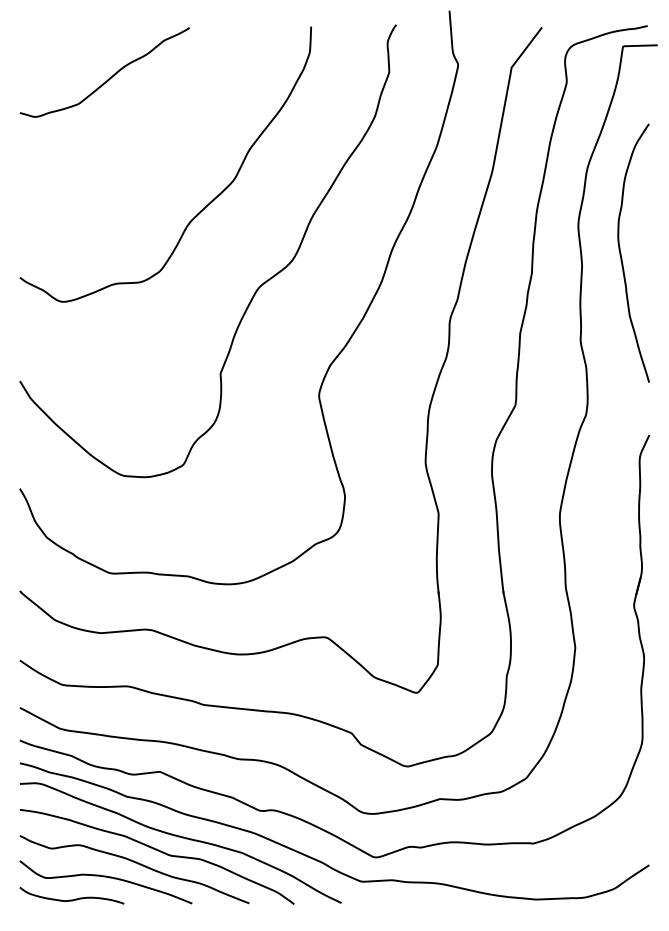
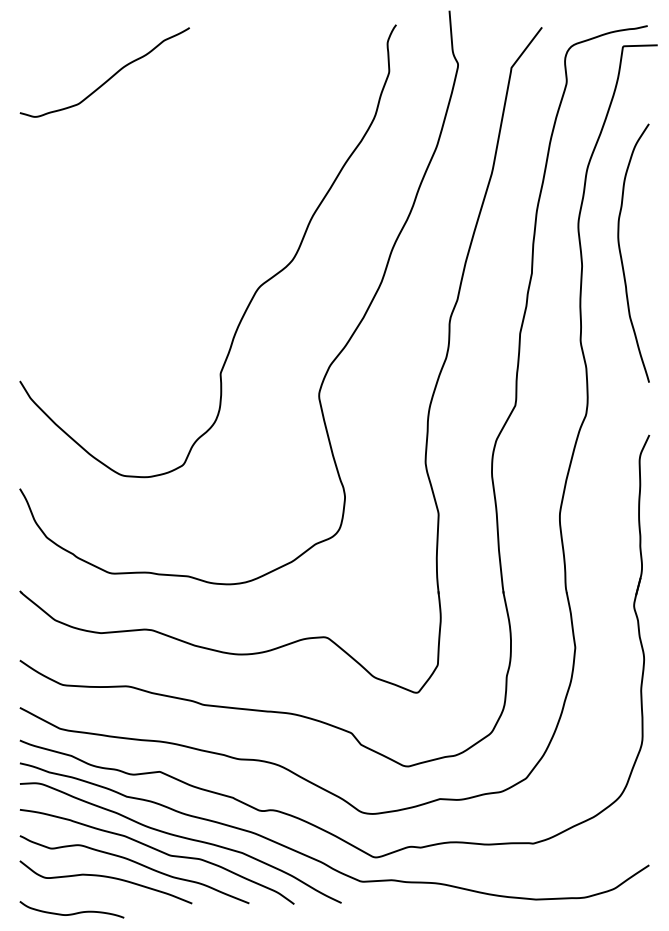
curve: present -> none (203, 207)
curve position: (71, 899) -> (71, 913) (71, 913)
